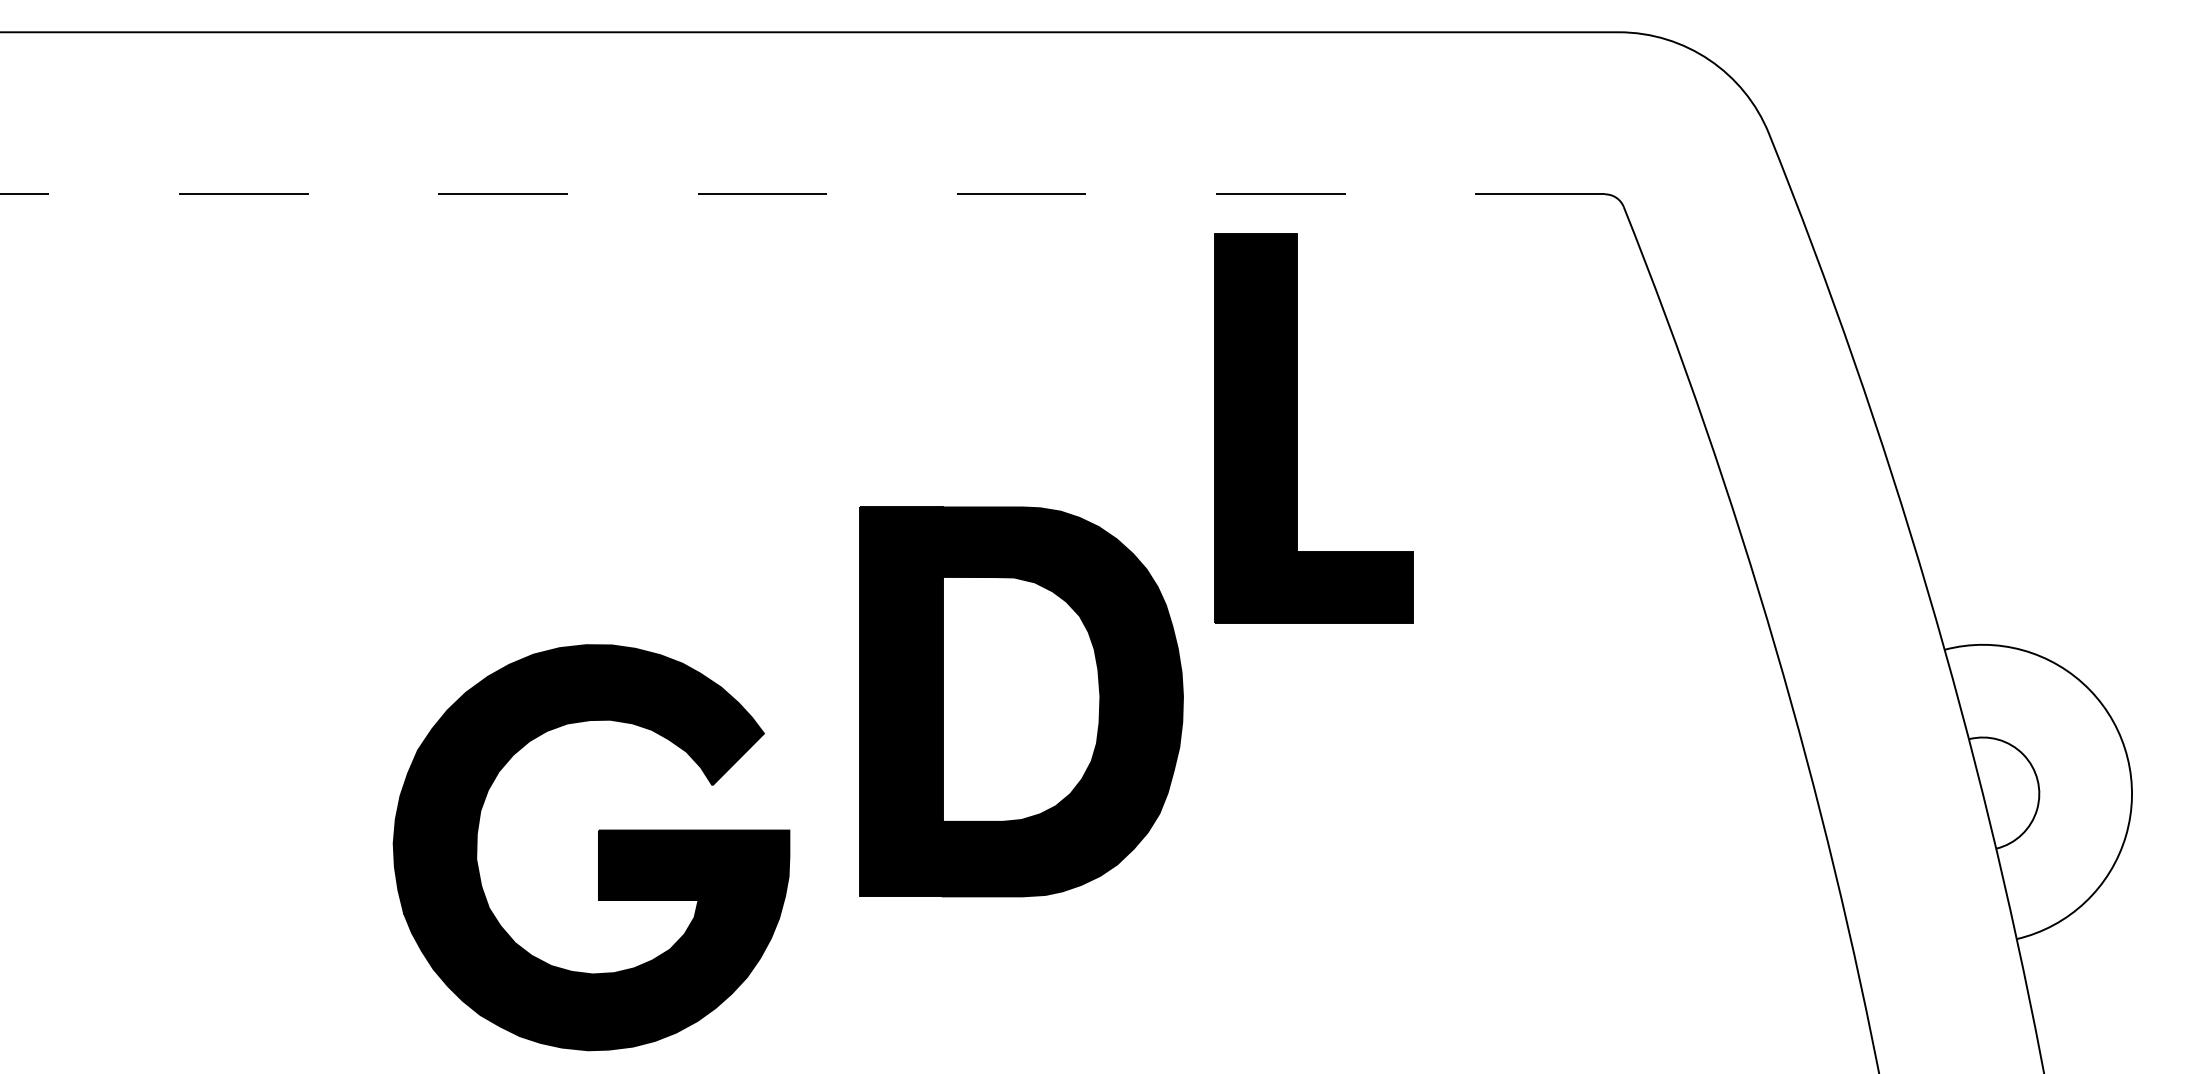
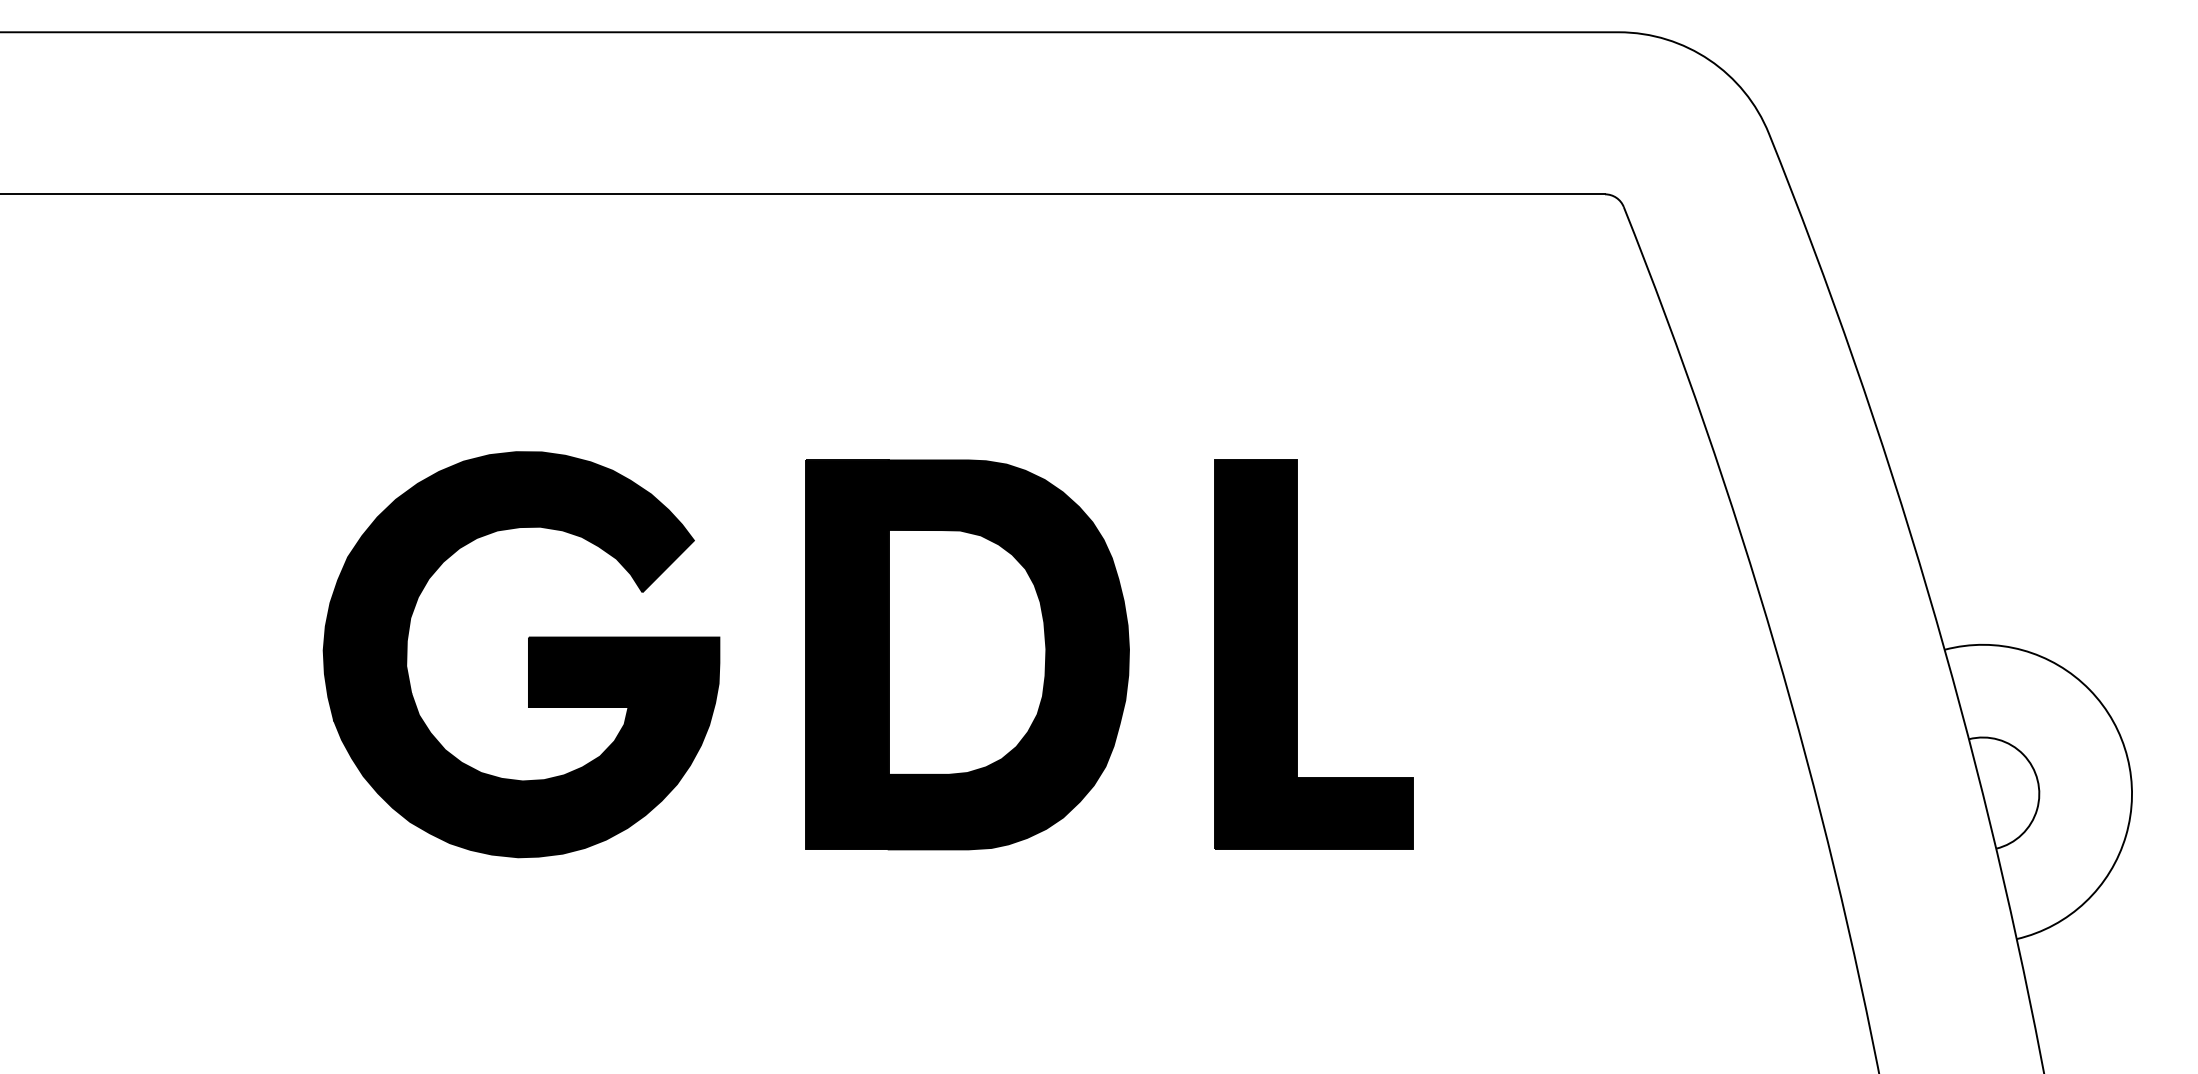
line: dashed -> solid (802, 194)
part position: (1297, 428) -> (1297, 654) (1297, 654)
part position: (1021, 701) -> (967, 654) (967, 654)
part position: (598, 847) -> (528, 654) (528, 654)
